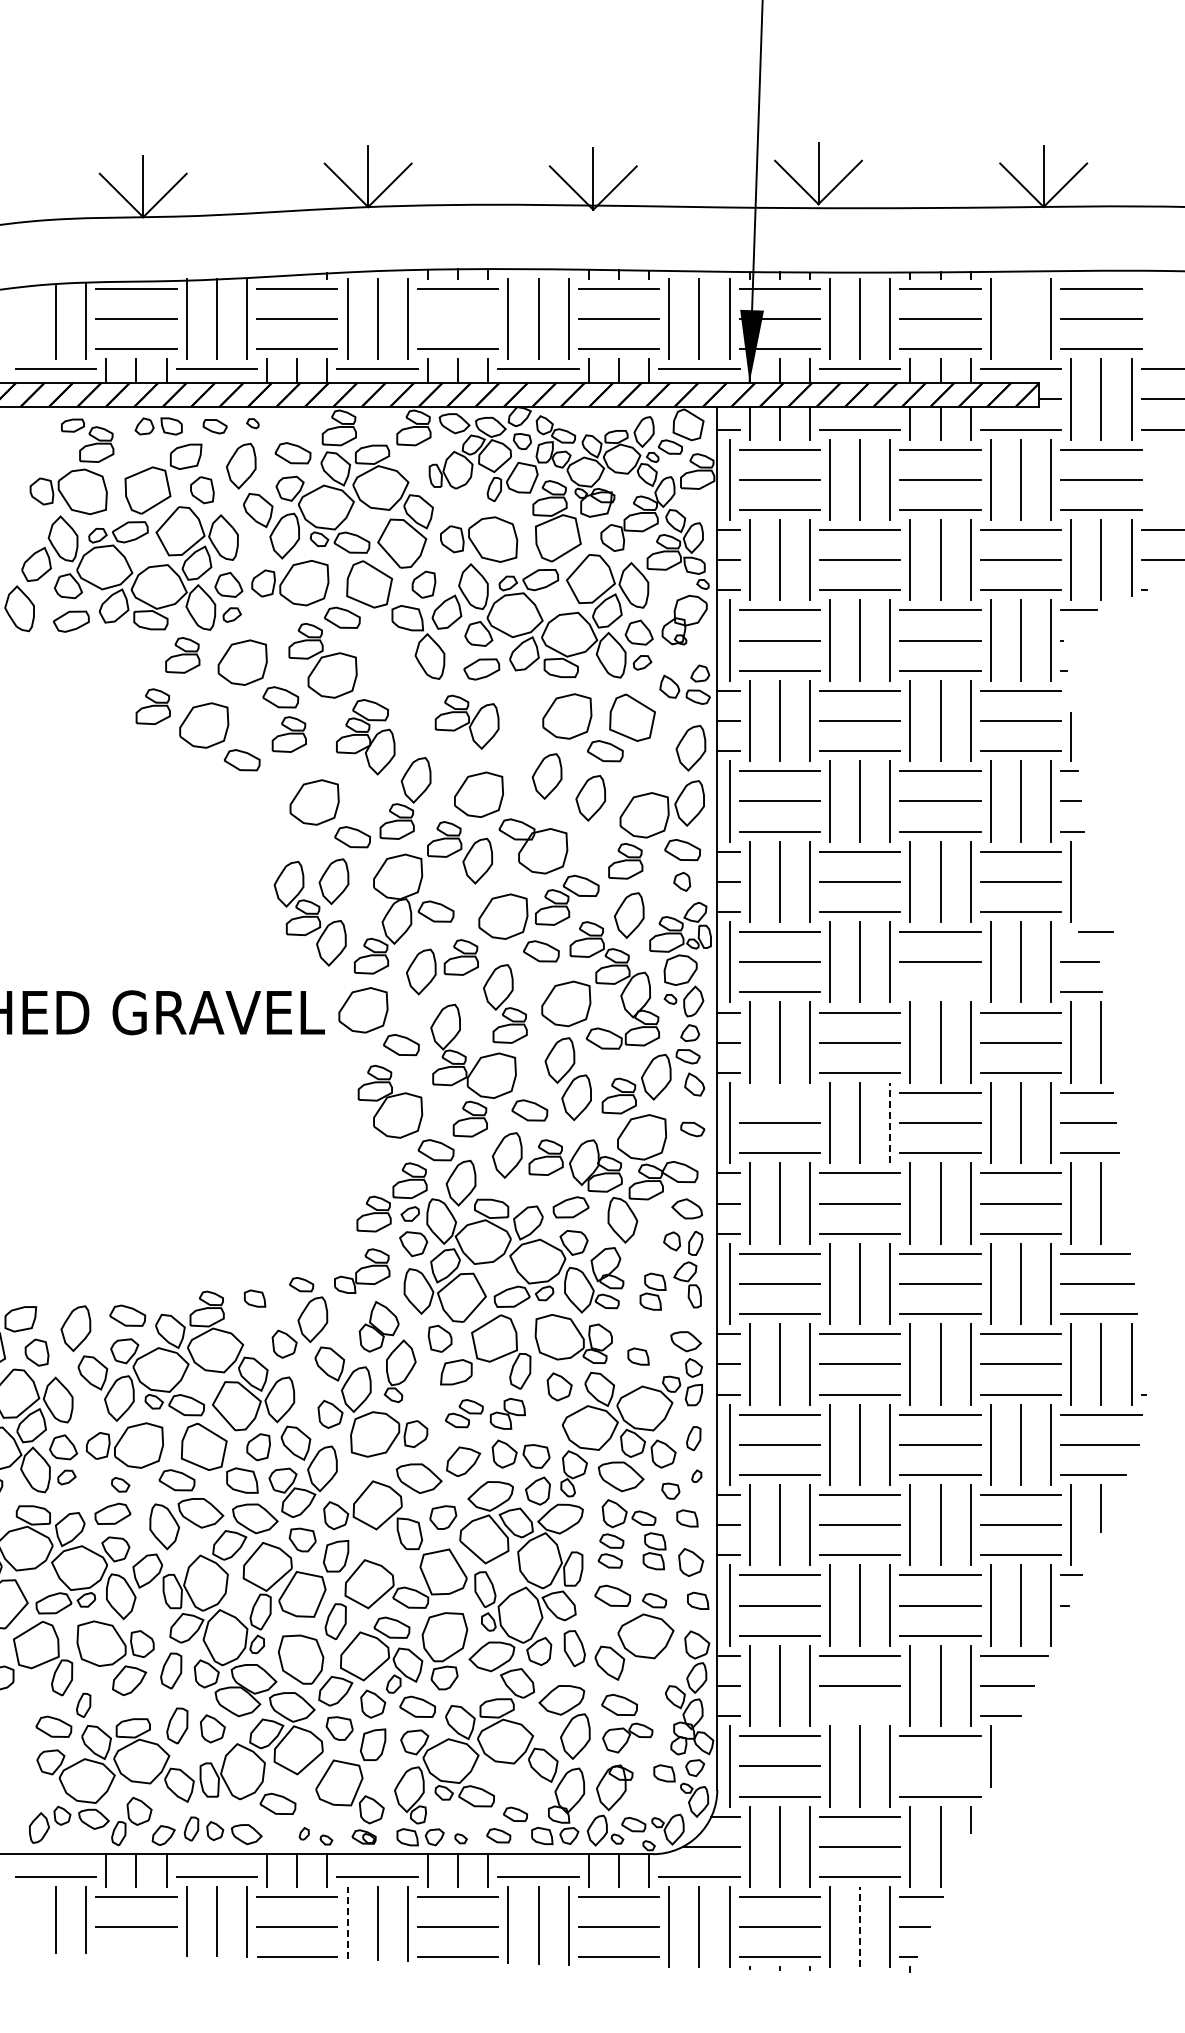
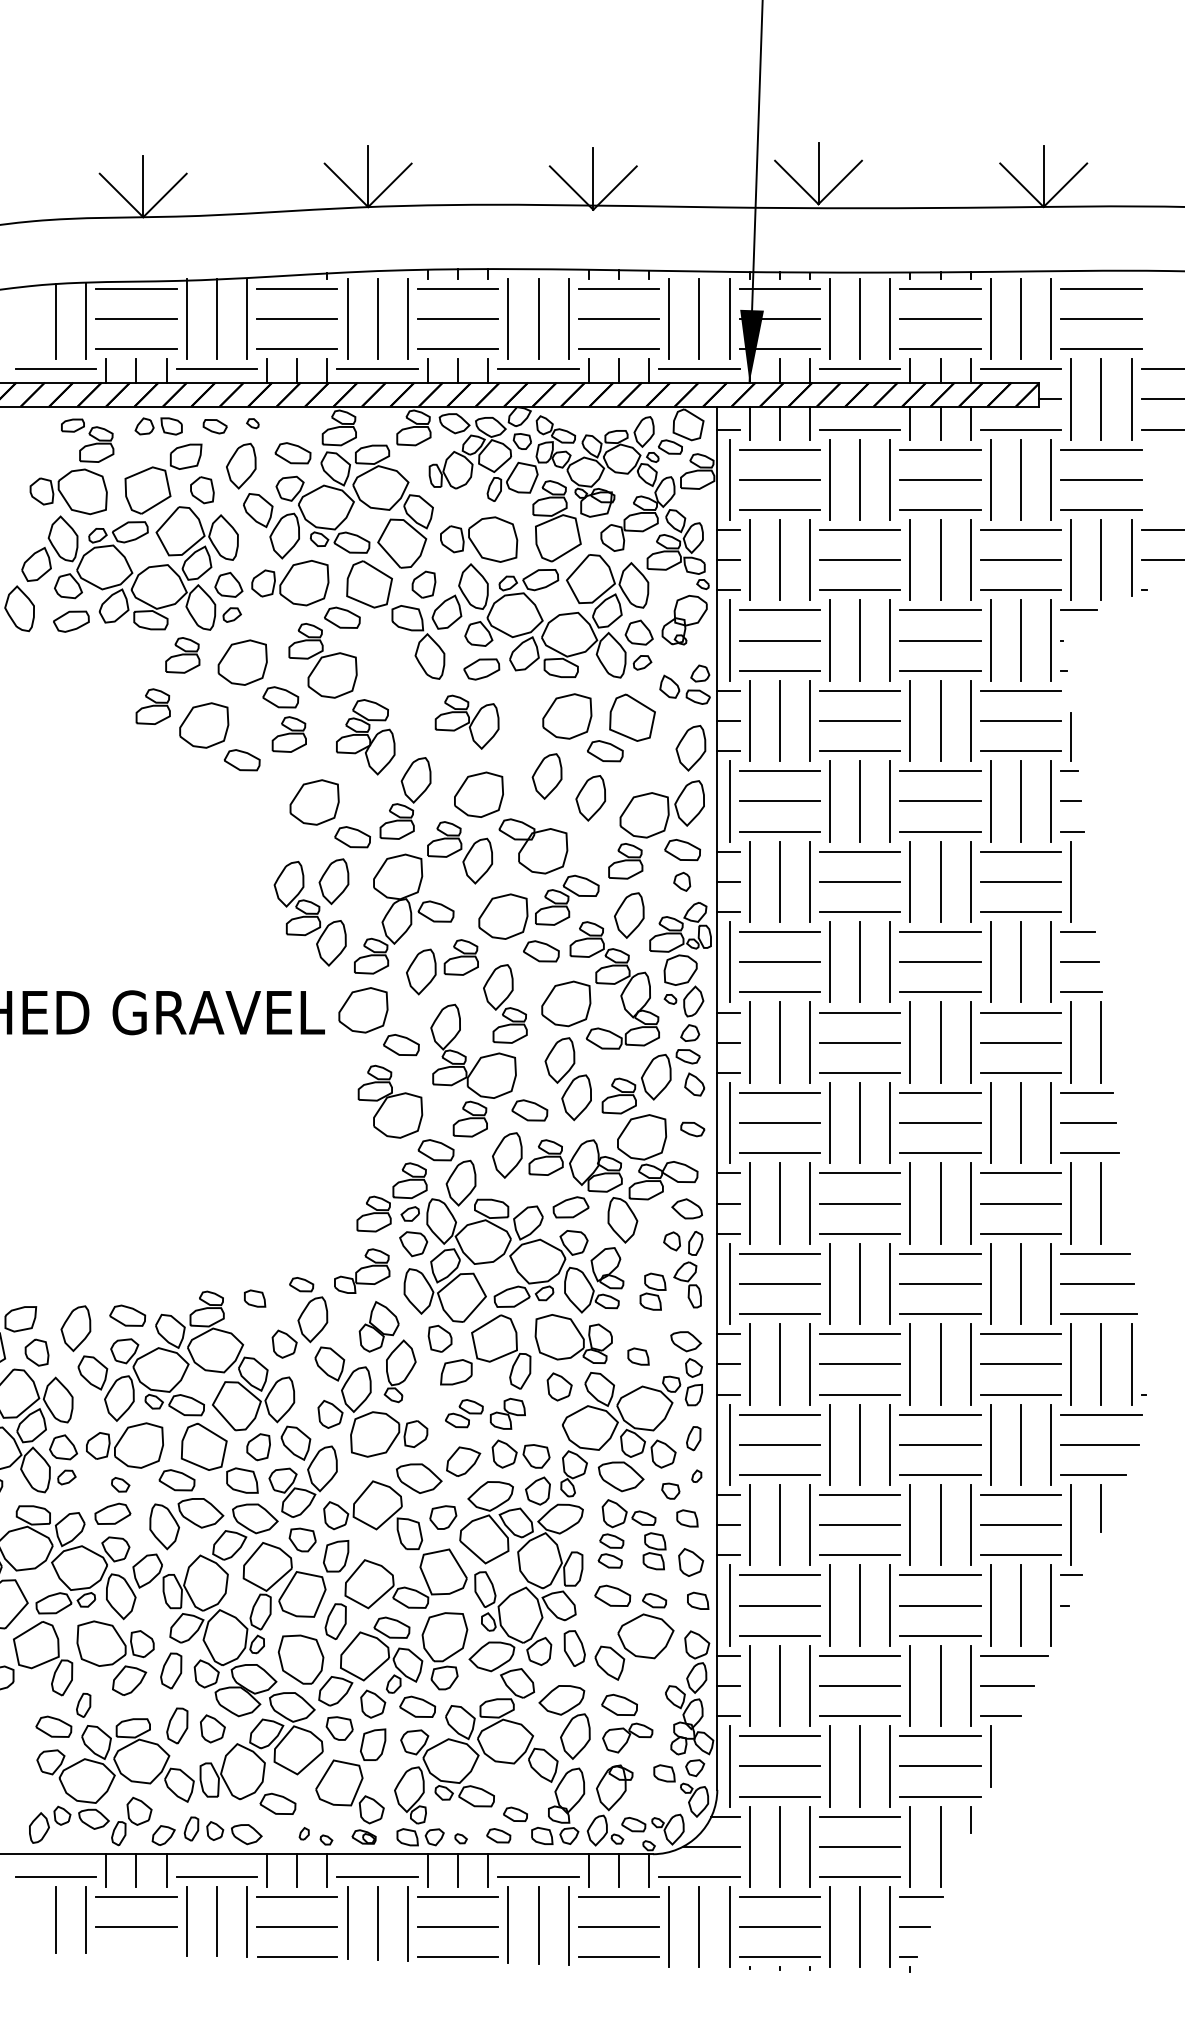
line: none -> present (457, 318)
line: none -> present (1021, 318)
line position: (1095, 931) -> (1077, 931) (1077, 931)
line: none -> present (940, 991)
line: none -> present (779, 1092)
line: dashed -> solid (890, 1122)
line: none -> present (859, 1715)
line: none -> present (940, 1766)
line: dashed -> solid (347, 1922)
line: dashed -> solid (860, 1926)
